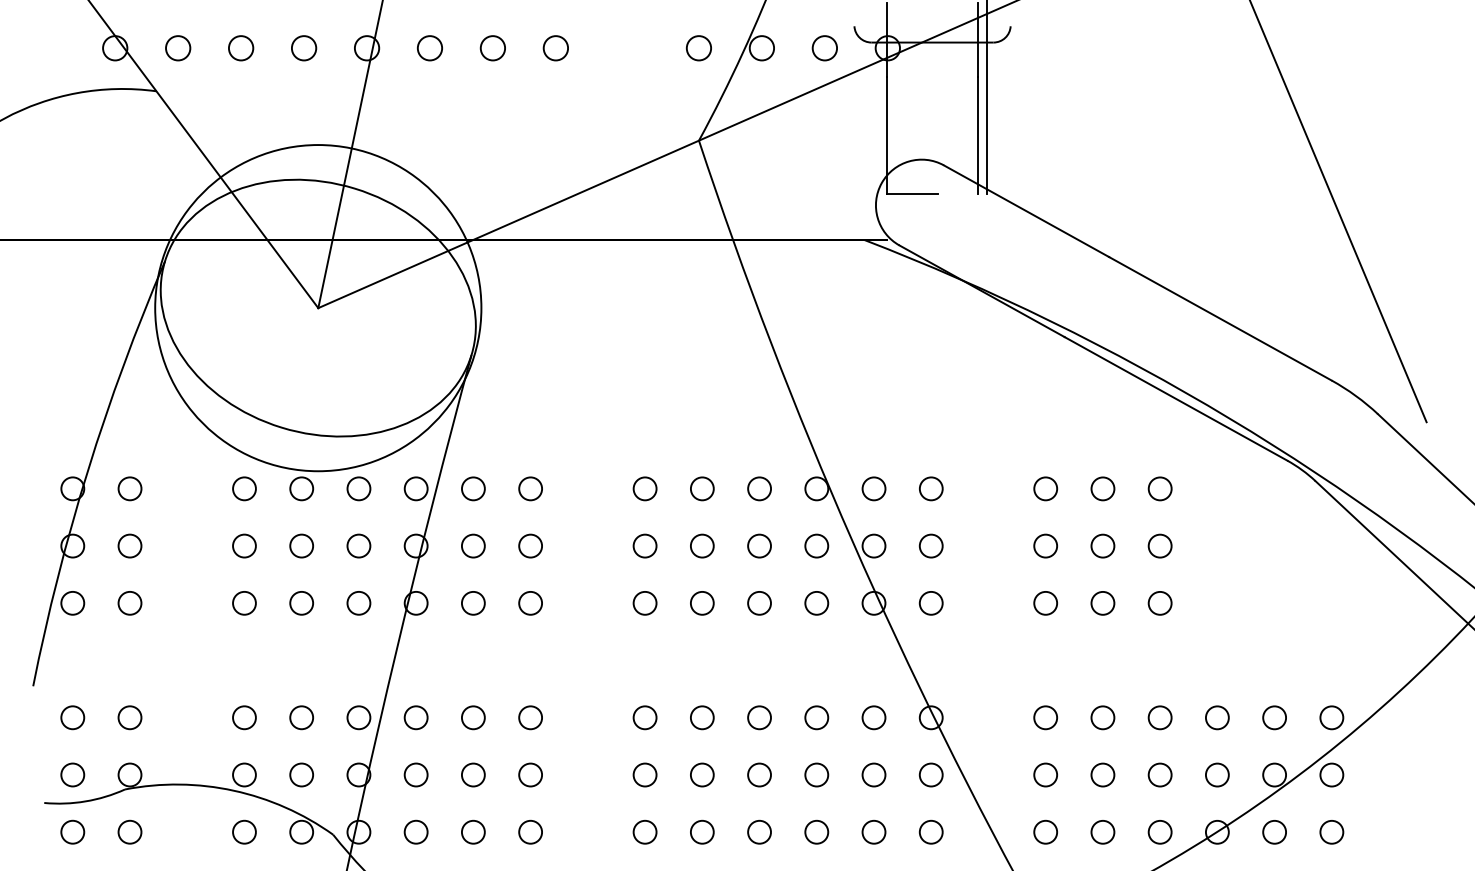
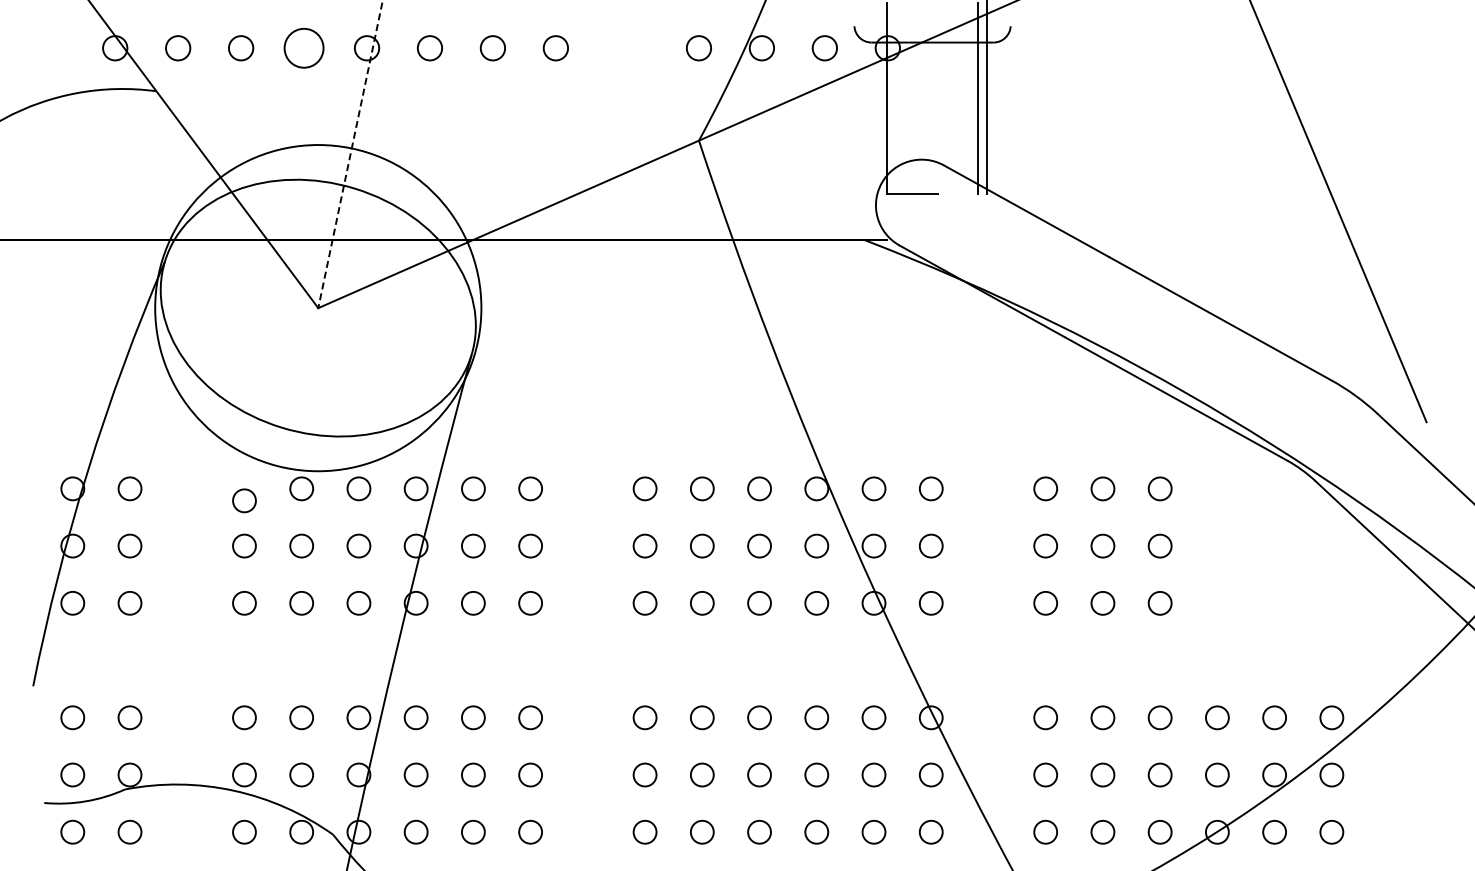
circle diameter: 24 px -> 39 px (303, 47)
line: solid -> dashed (350, 154)
circle position: (244, 488) -> (244, 500) (244, 500)
